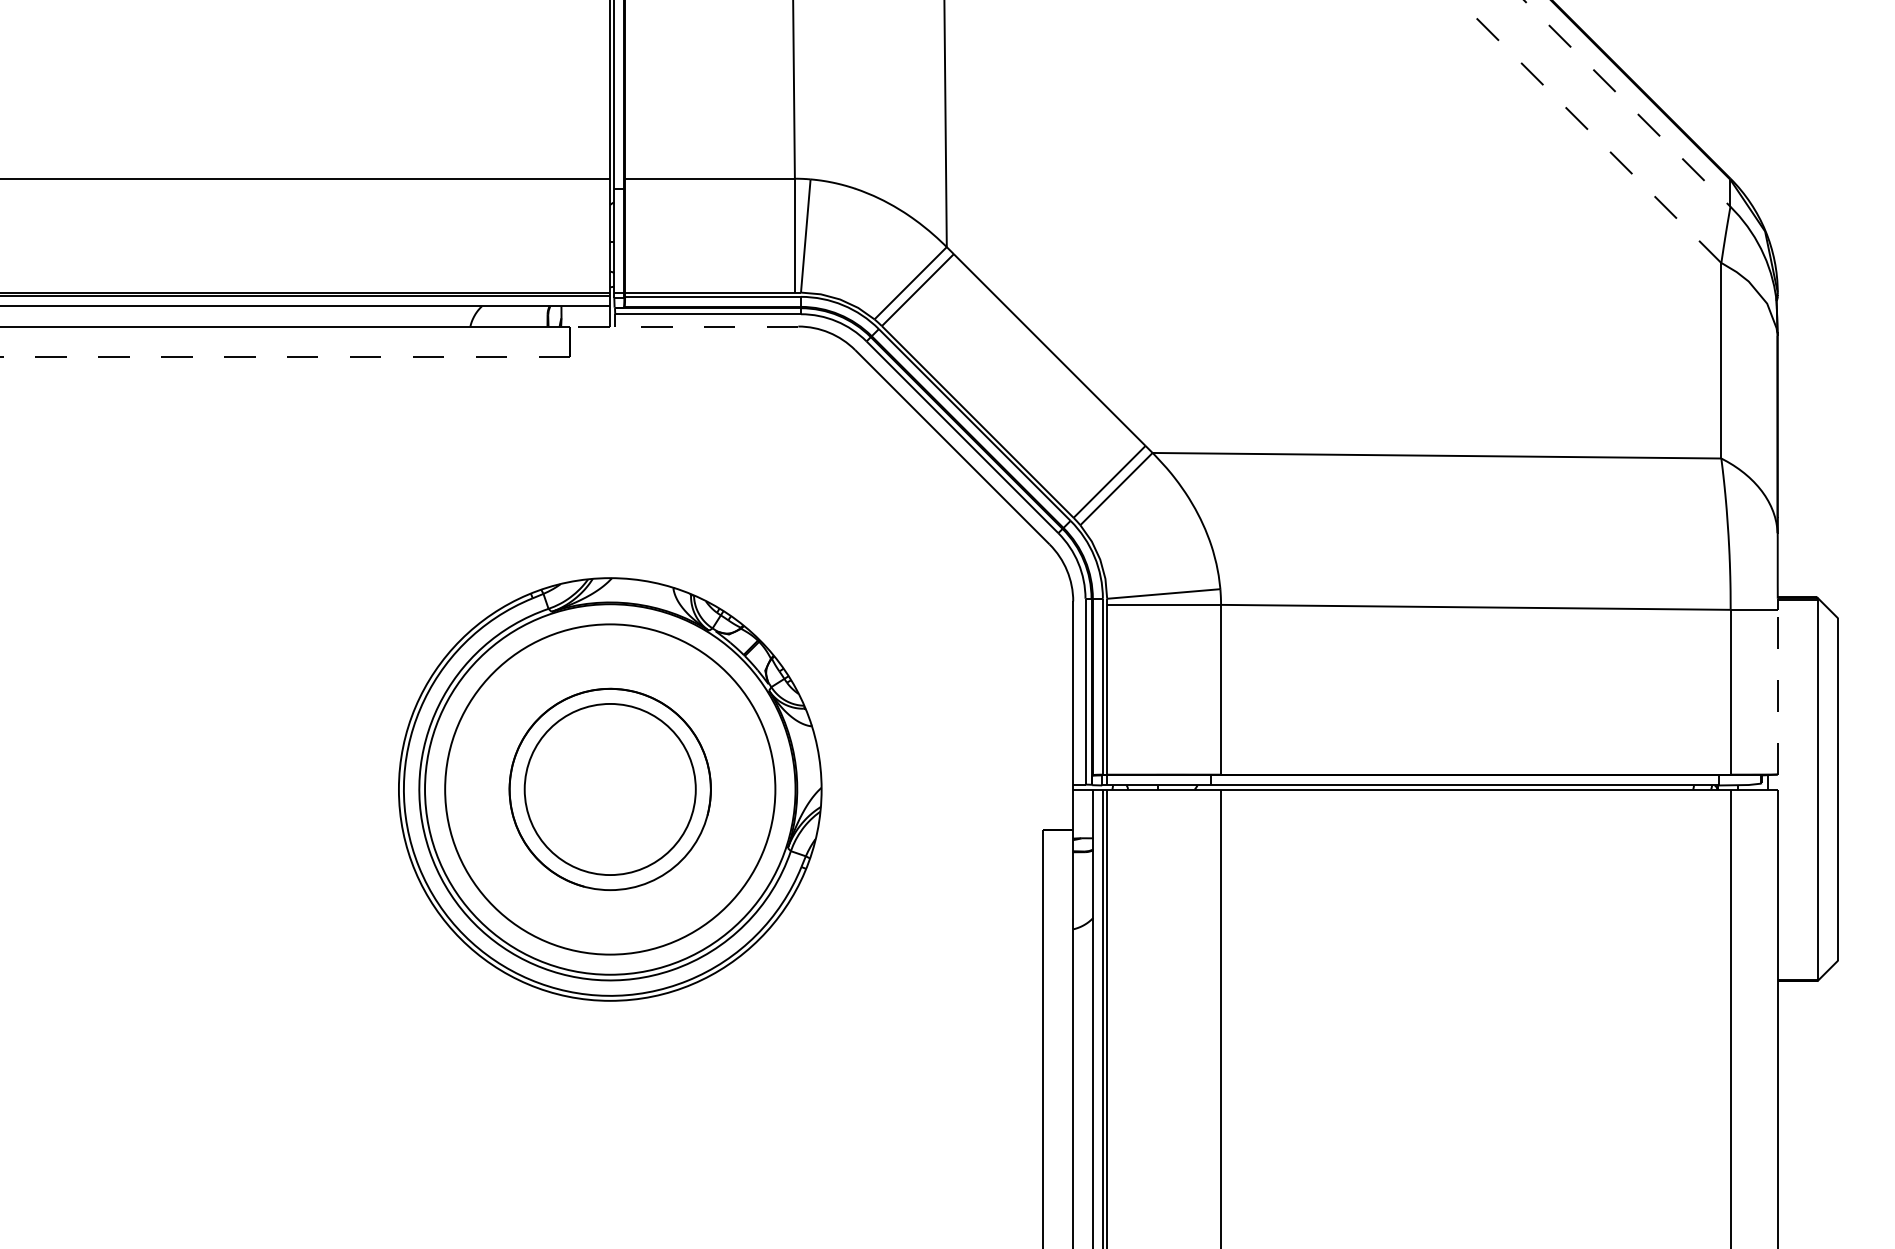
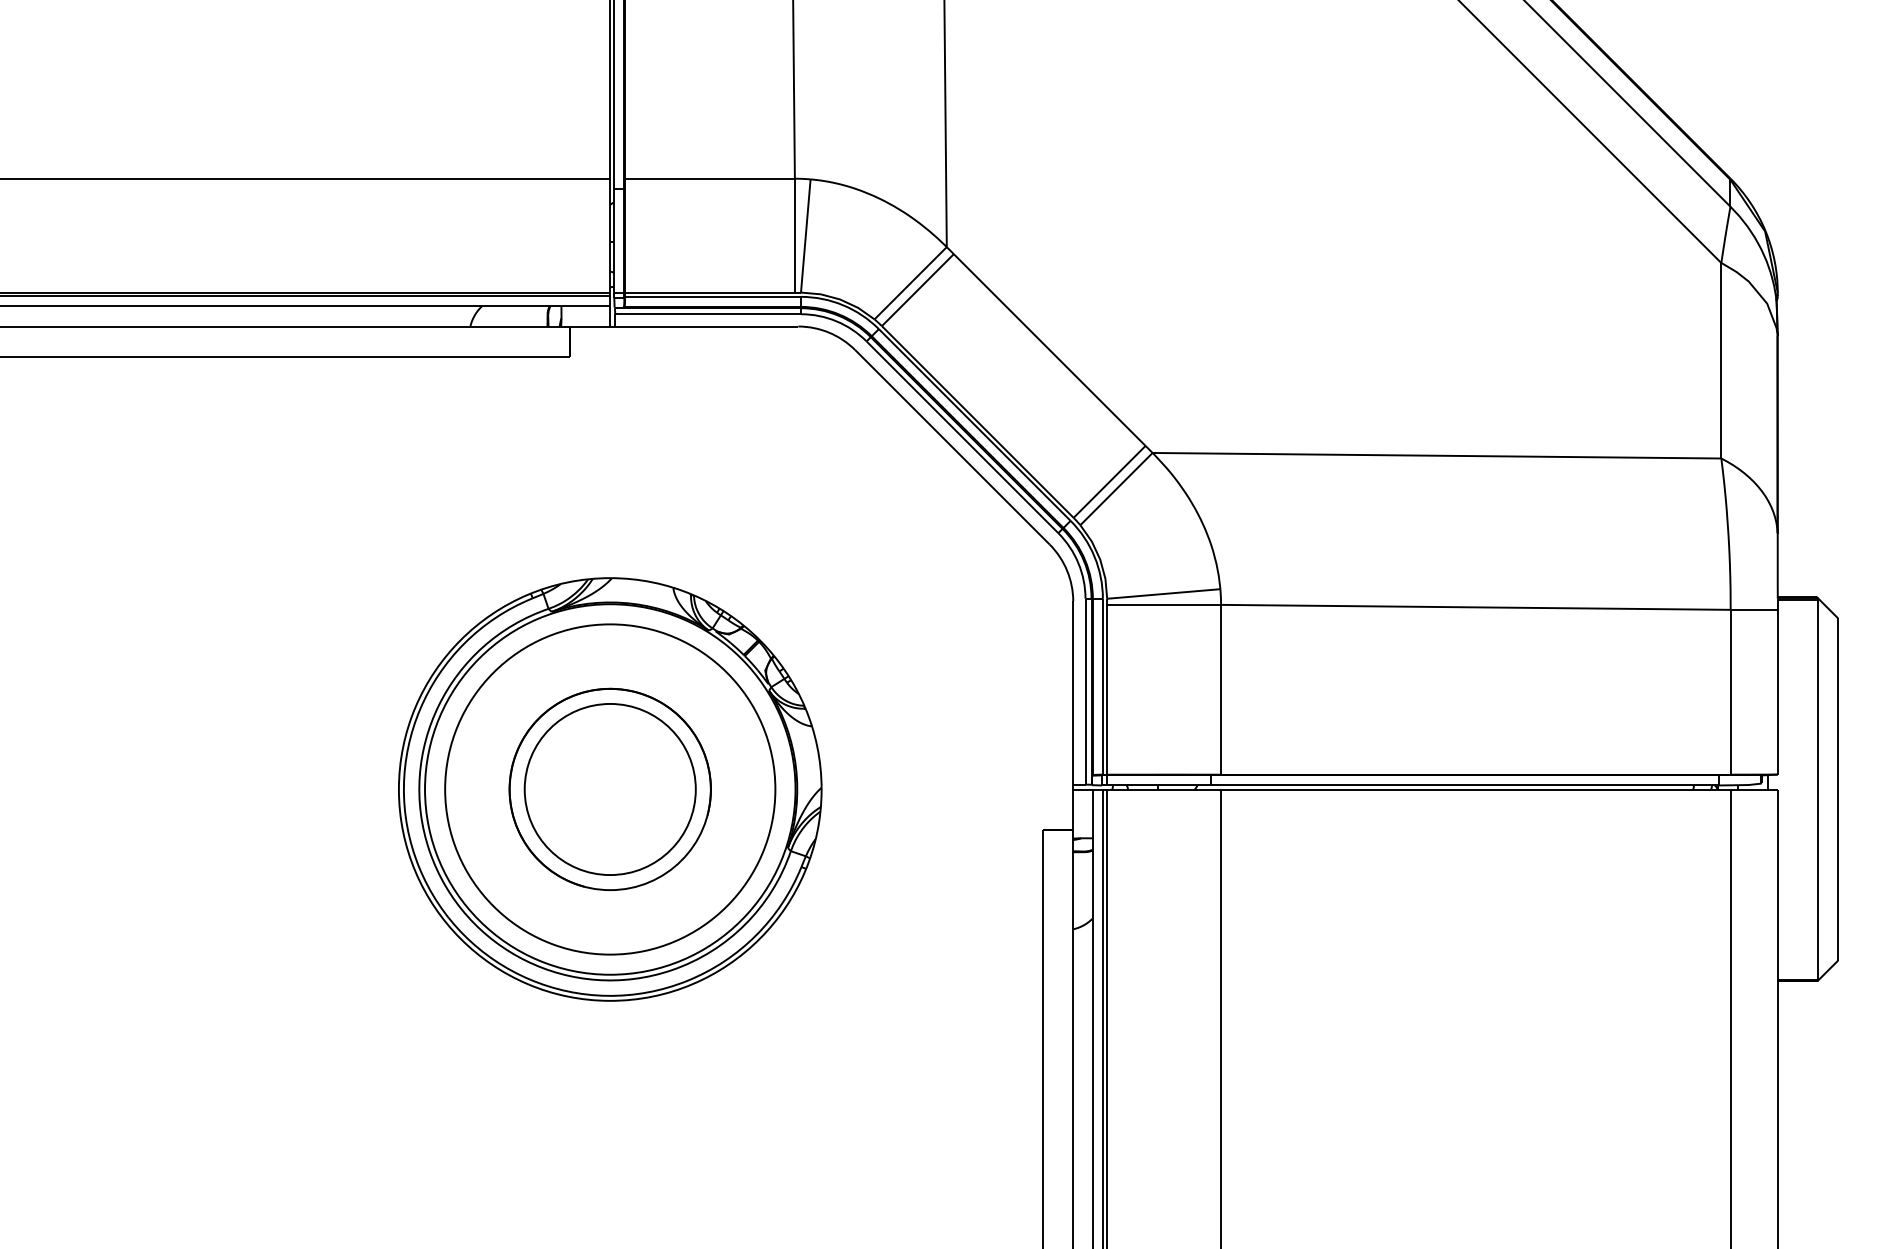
line: dashed -> solid (1627, 103)
line: dashed -> solid (1589, 131)
line: dashed -> solid (683, 326)
line: dashed -> solid (285, 356)
line: dashed -> solid (1777, 692)
